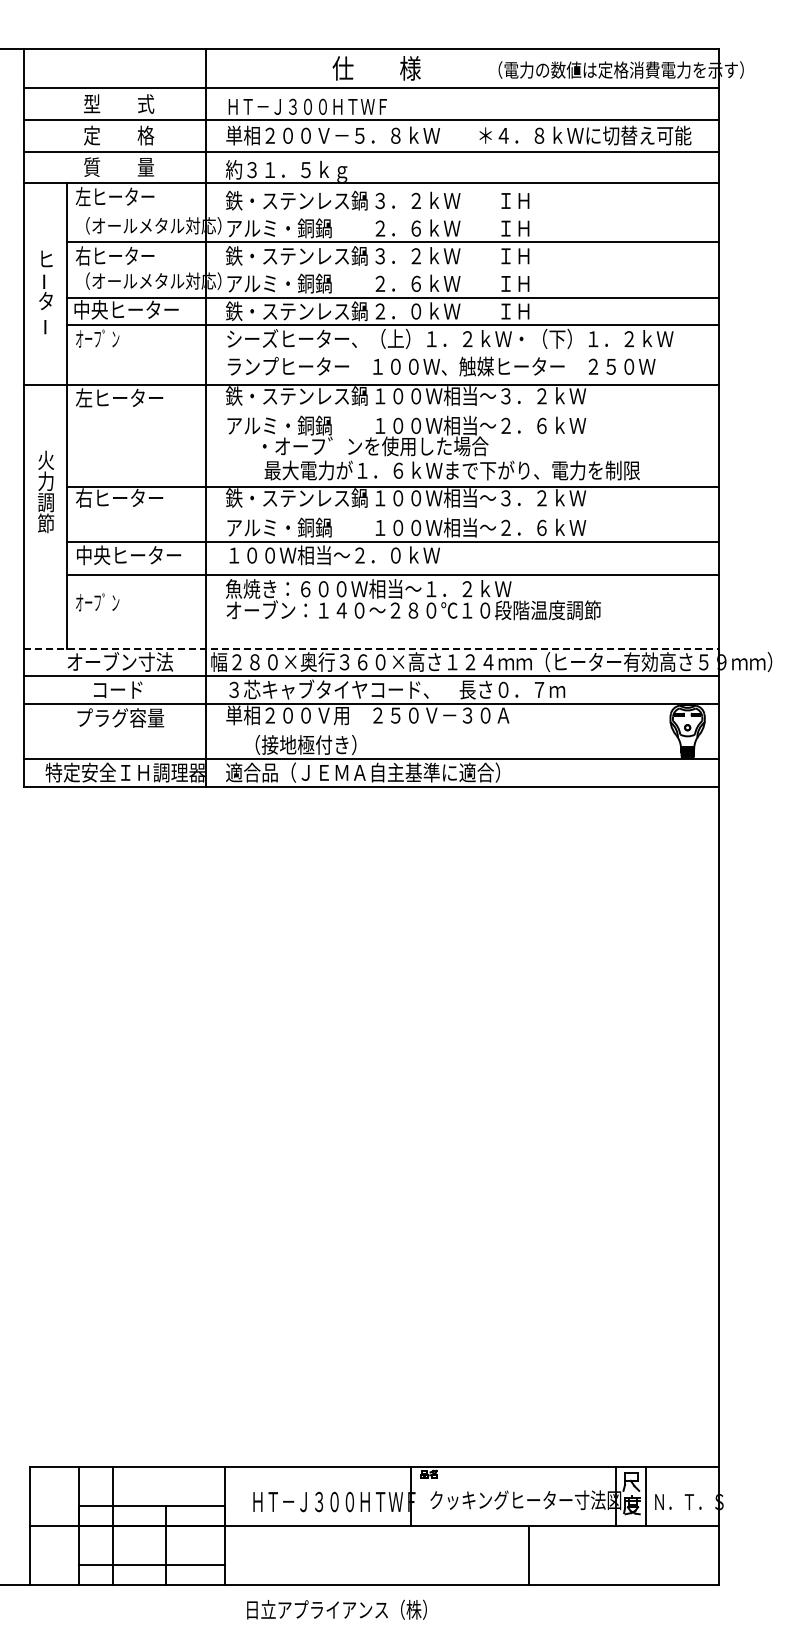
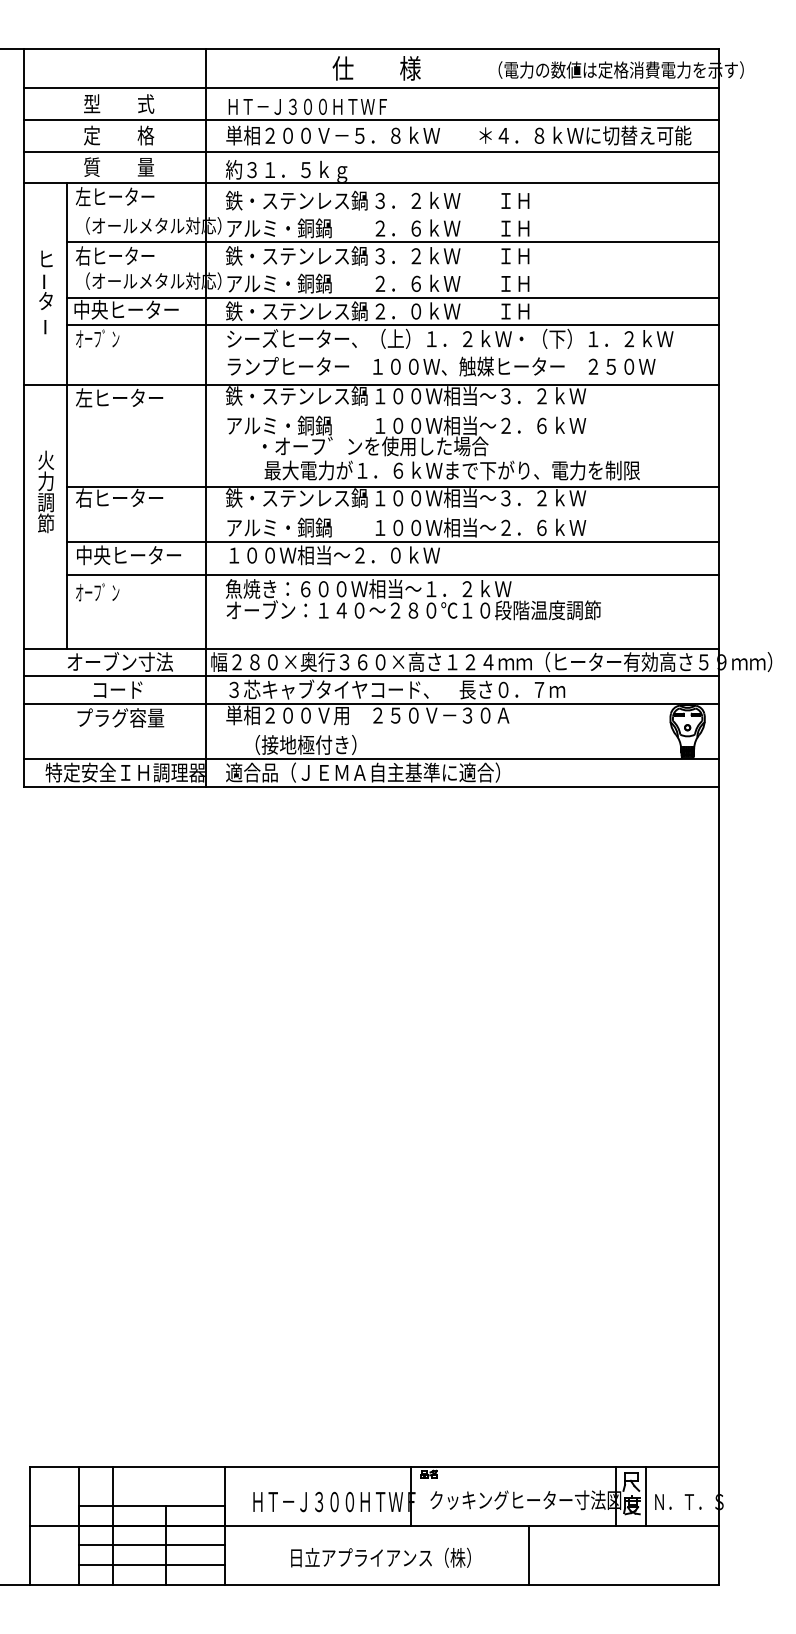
text position: (97, 602) -> (97, 592) (97, 592)
line: dashed -> solid (371, 648)
line: none -> present (152, 1545)
text position: (336, 1609) -> (380, 1557) (380, 1557)
